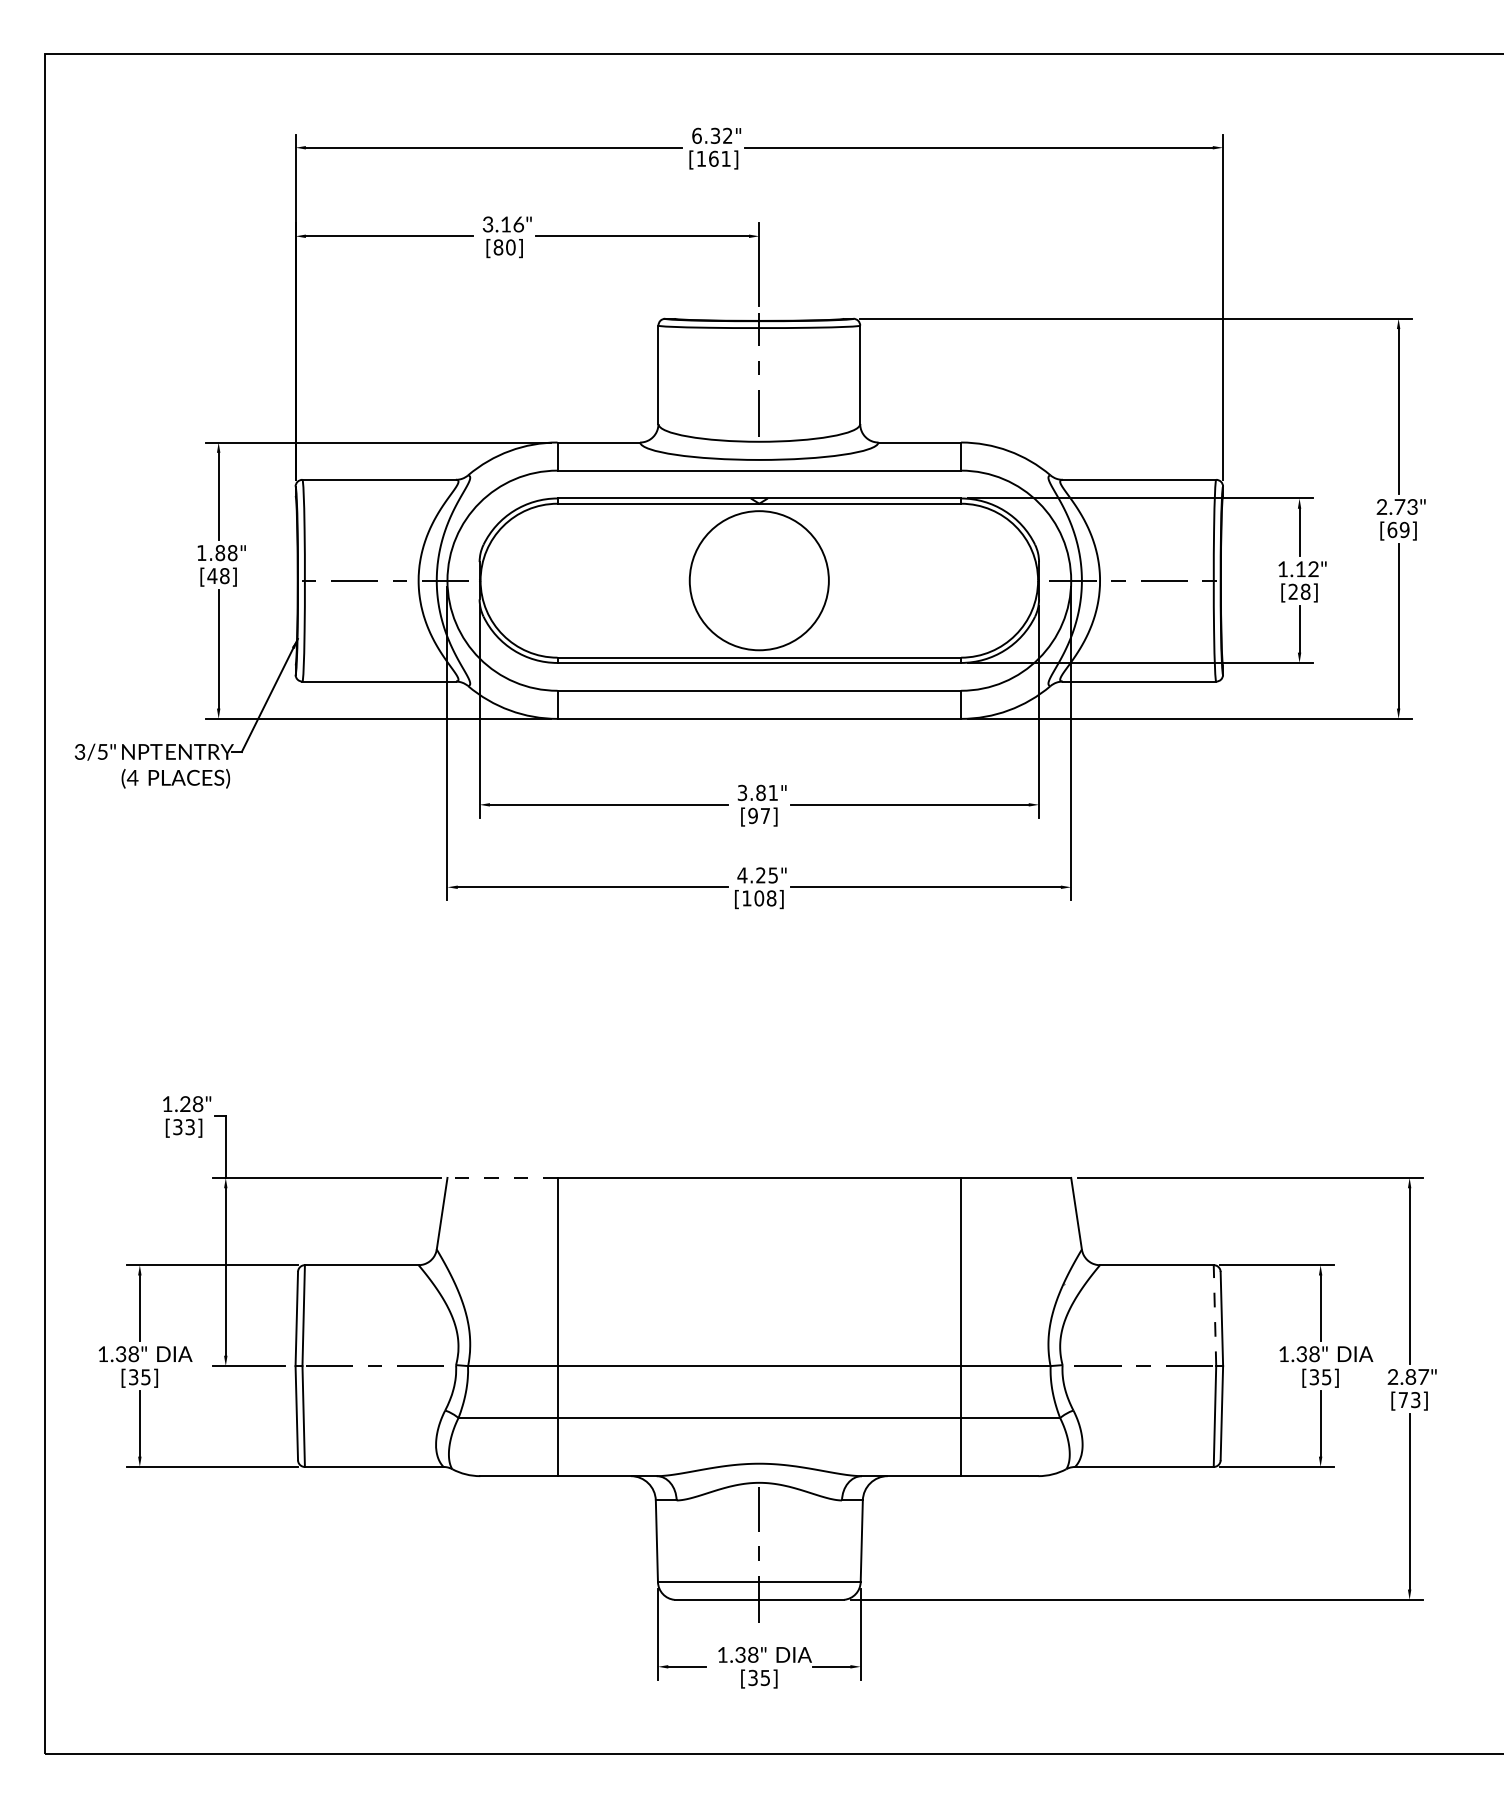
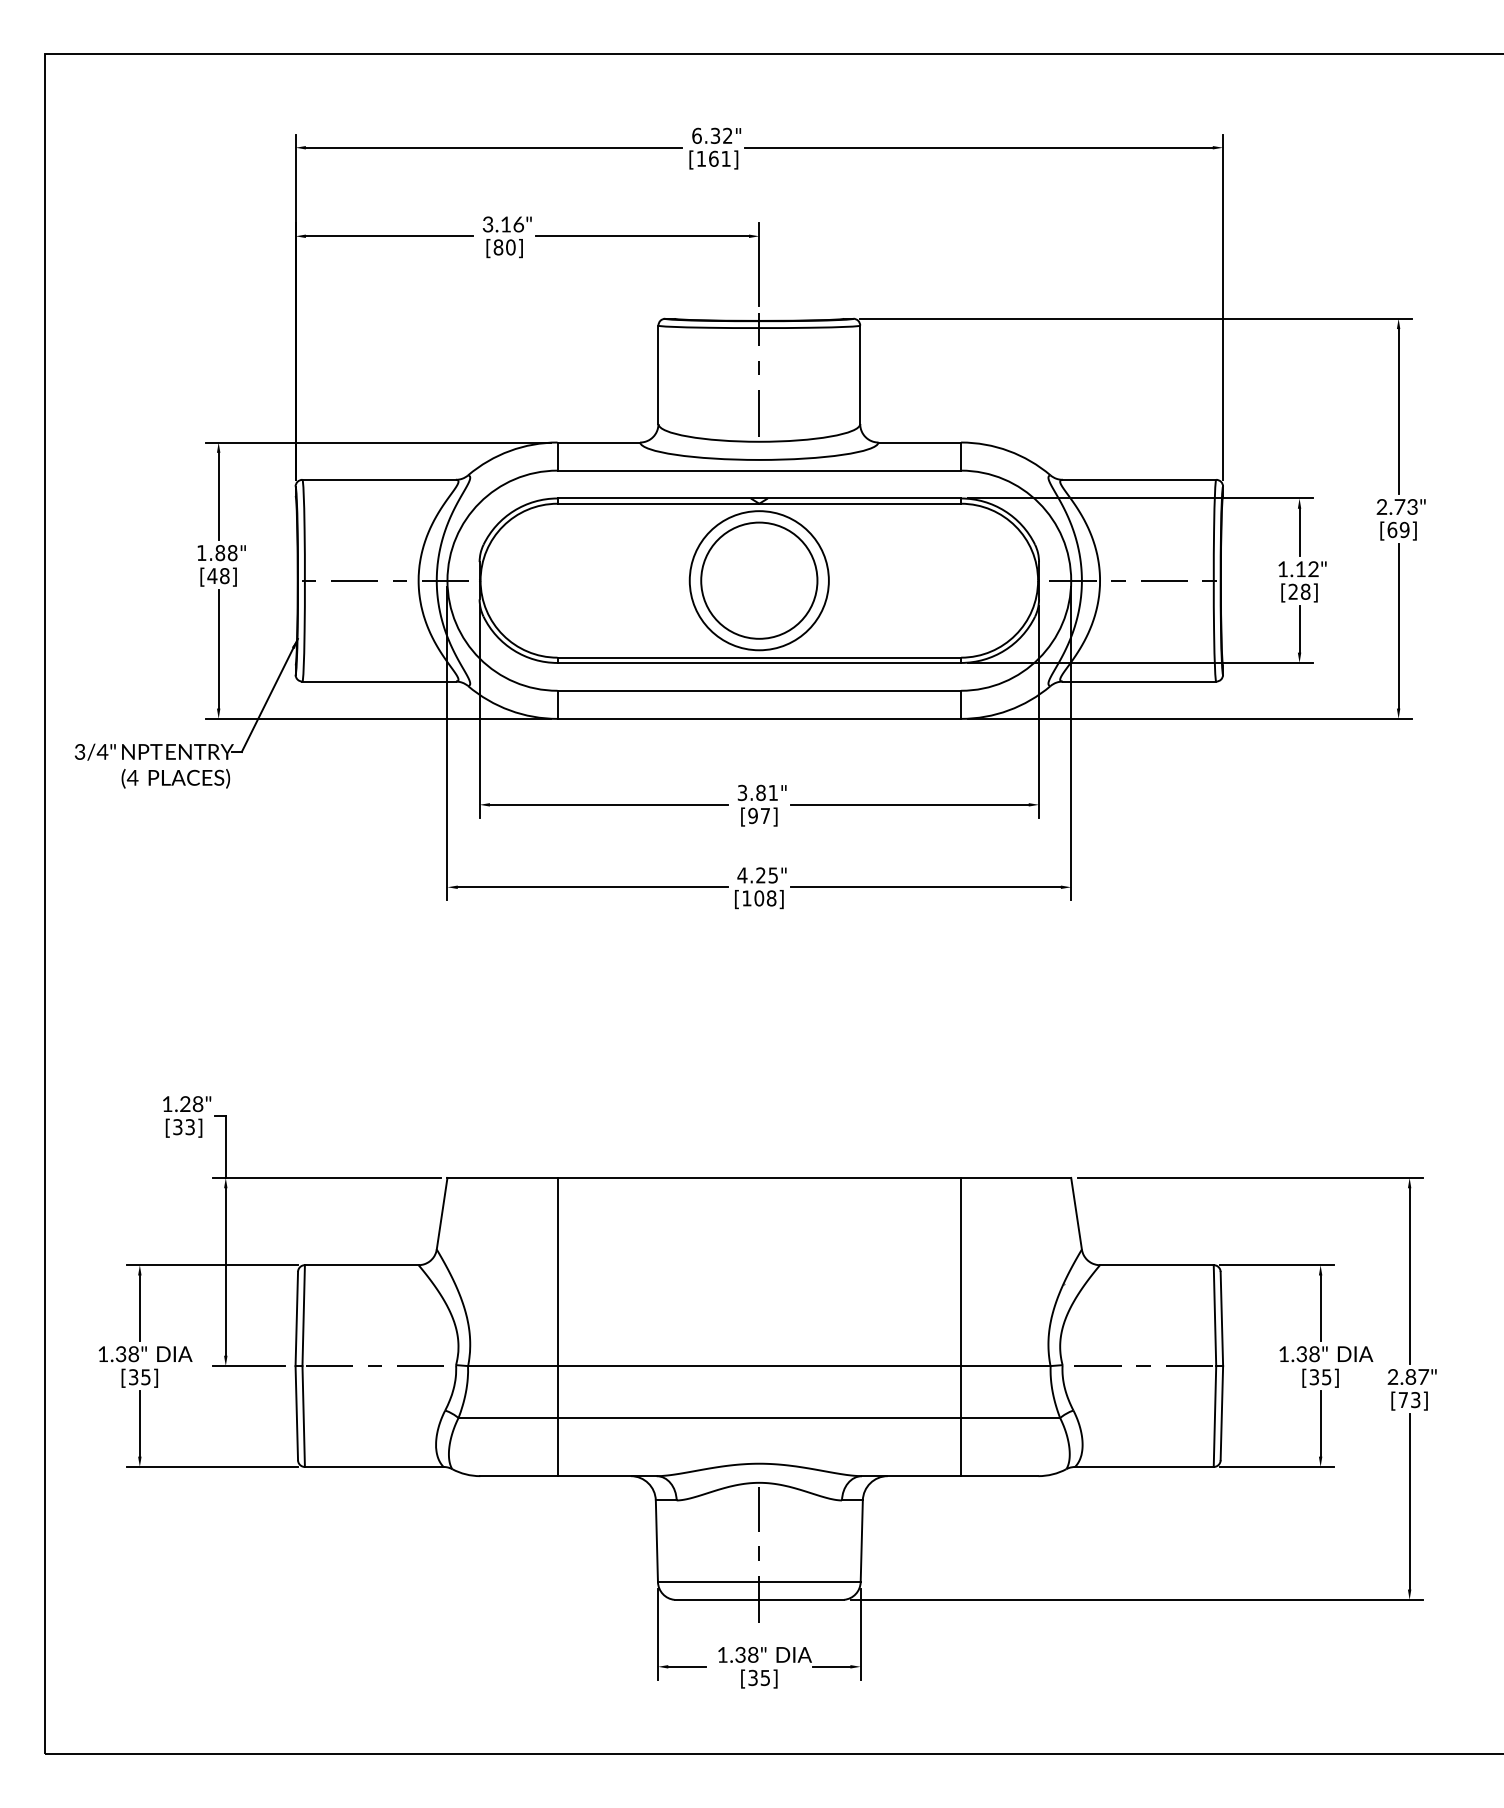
circle: none -> present (759, 580)
text: 3/5" -> 3/4" (102, 751)
line: dashed -> solid (502, 1177)
line: dashed -> solid (1214, 1315)
